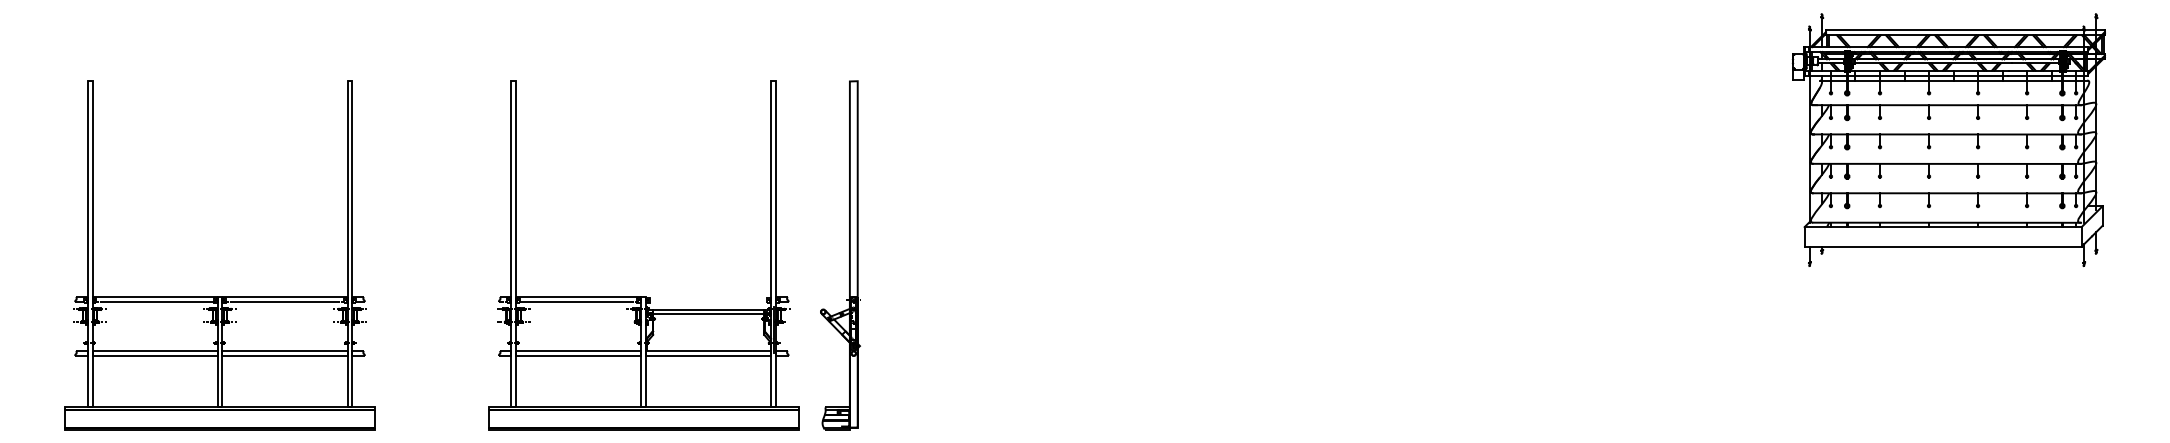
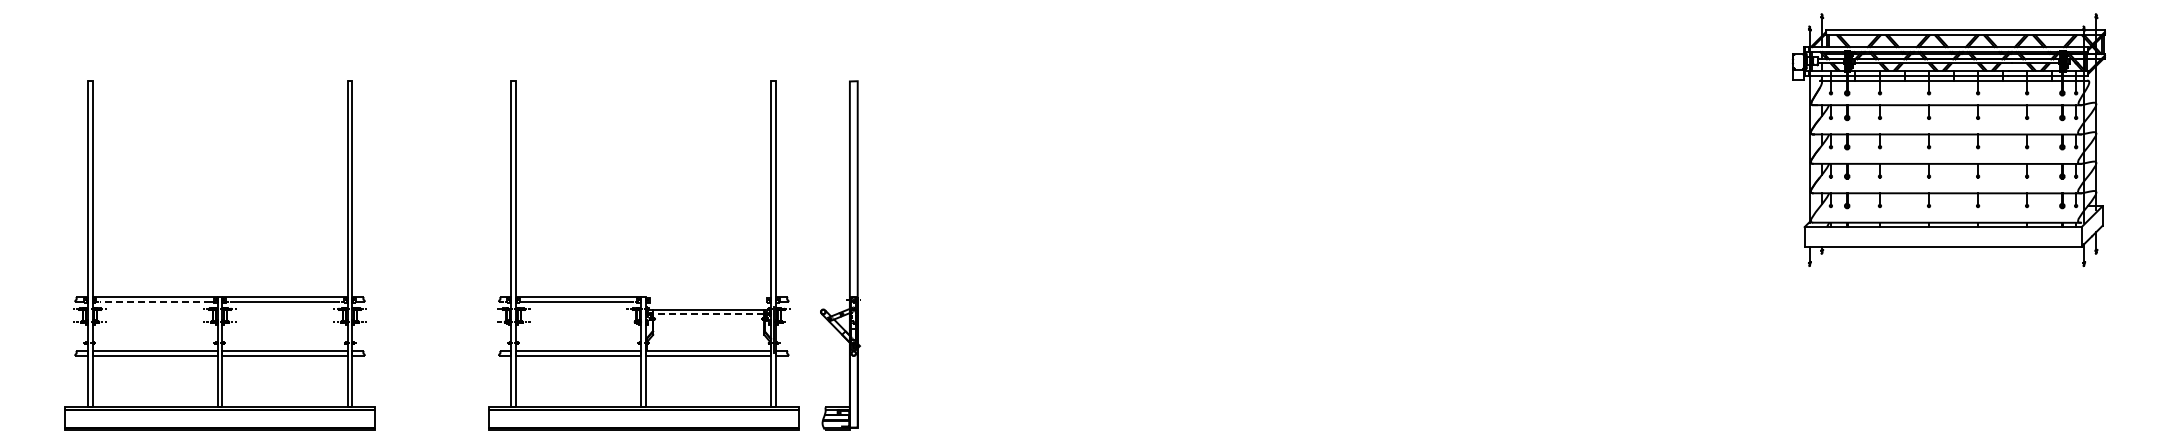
line: solid -> dashed (154, 302)
line: solid -> dashed (708, 314)
